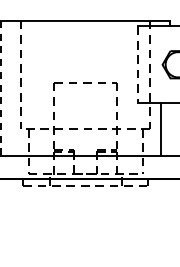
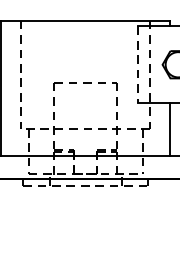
line: dashed -> solid (1, 88)
line position: (160, 129) -> (169, 129) (169, 129)
